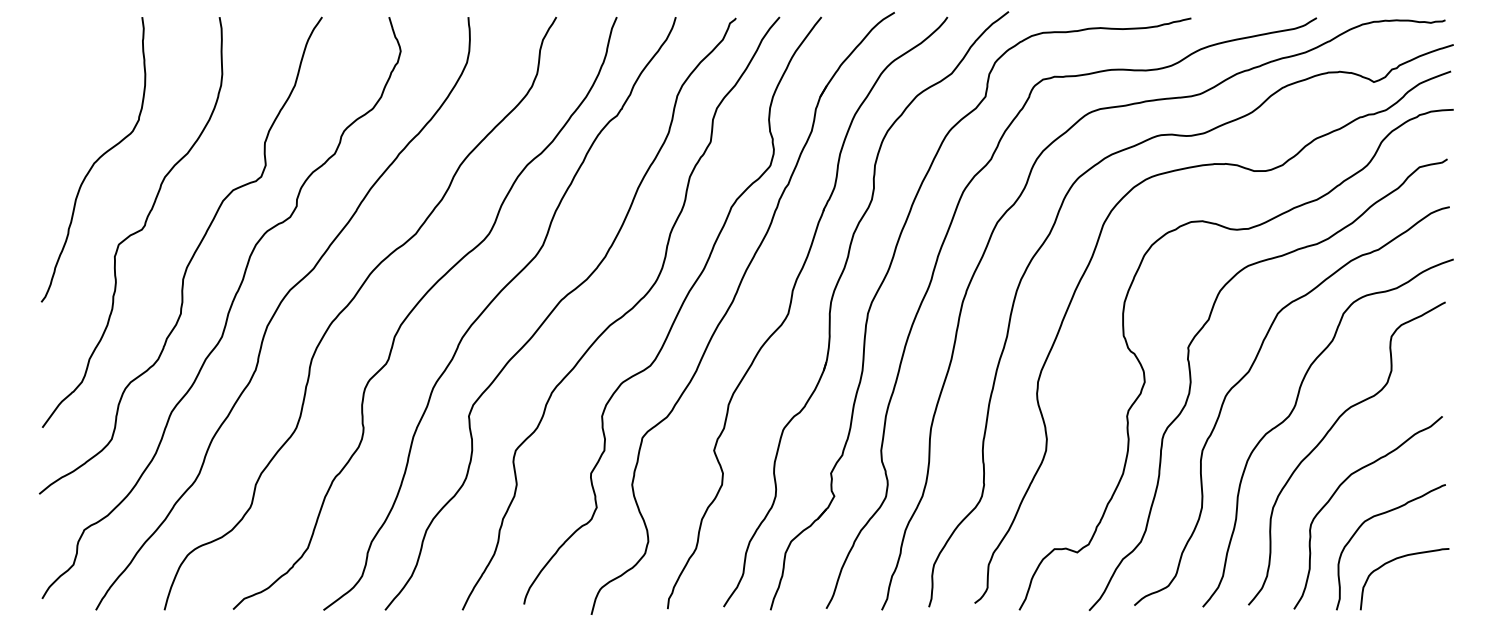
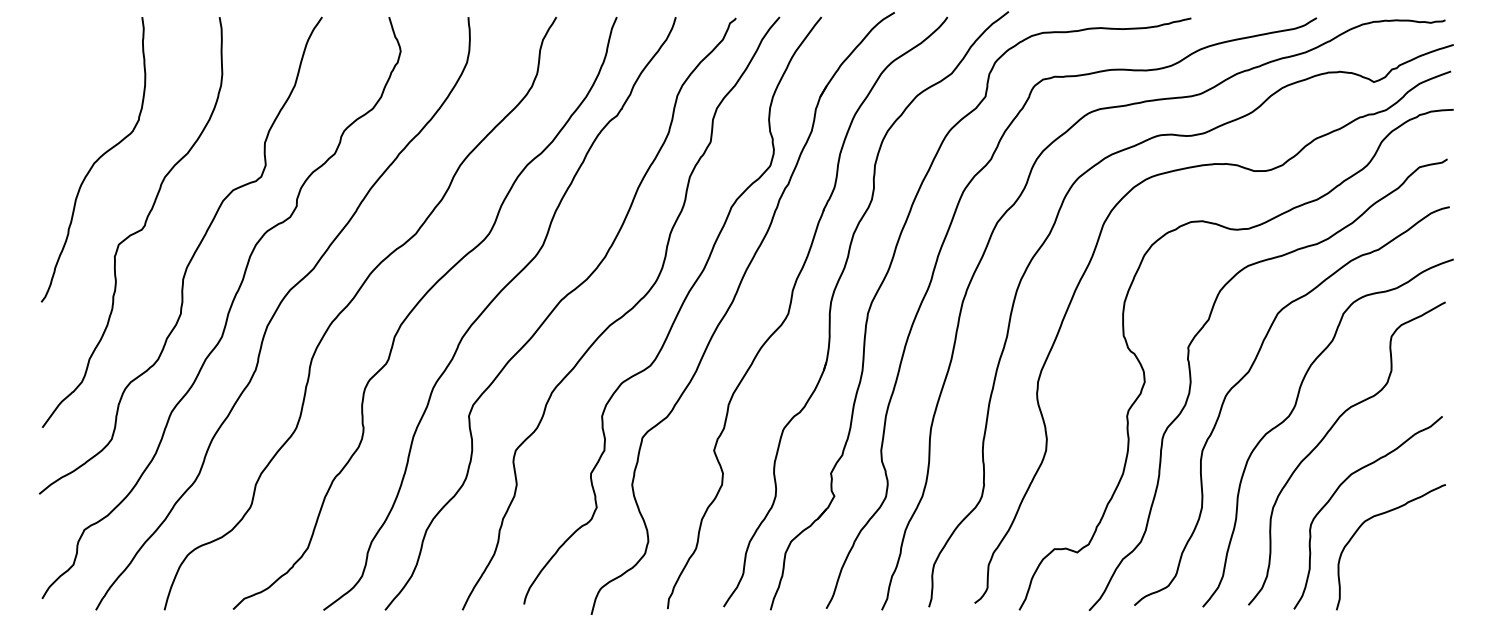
curve: present -> none (1397, 559)
